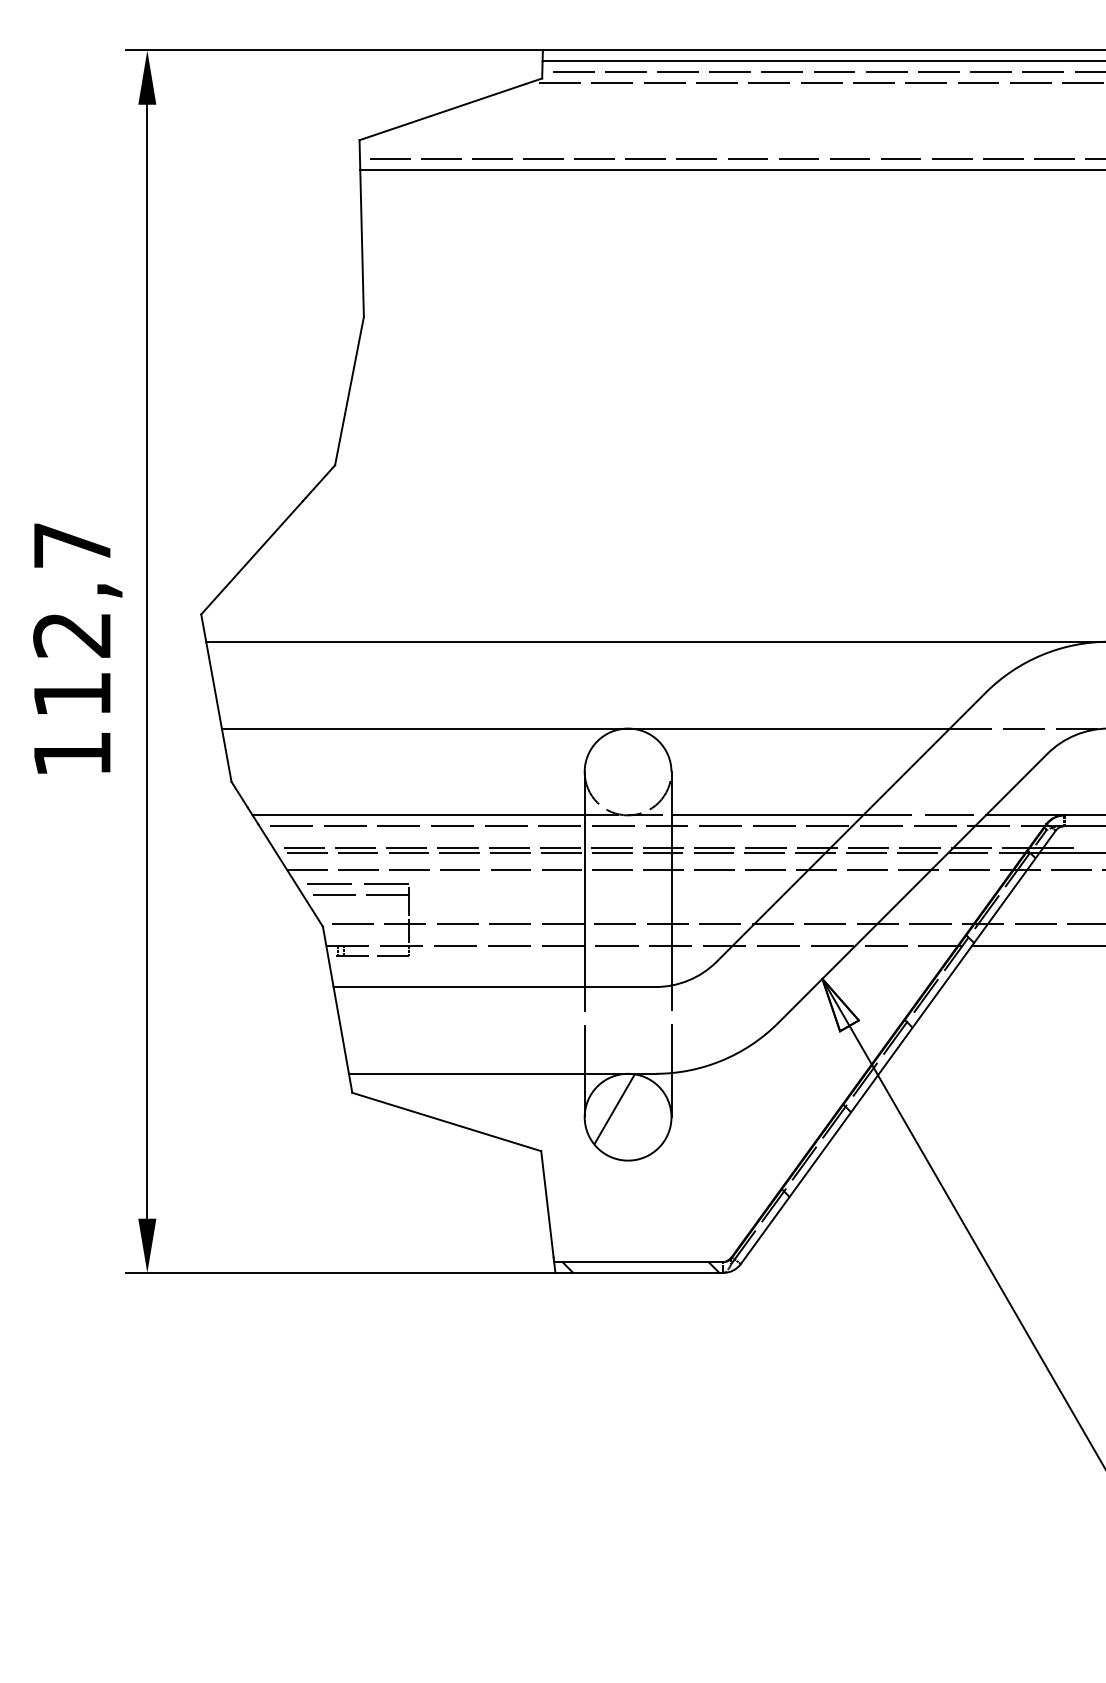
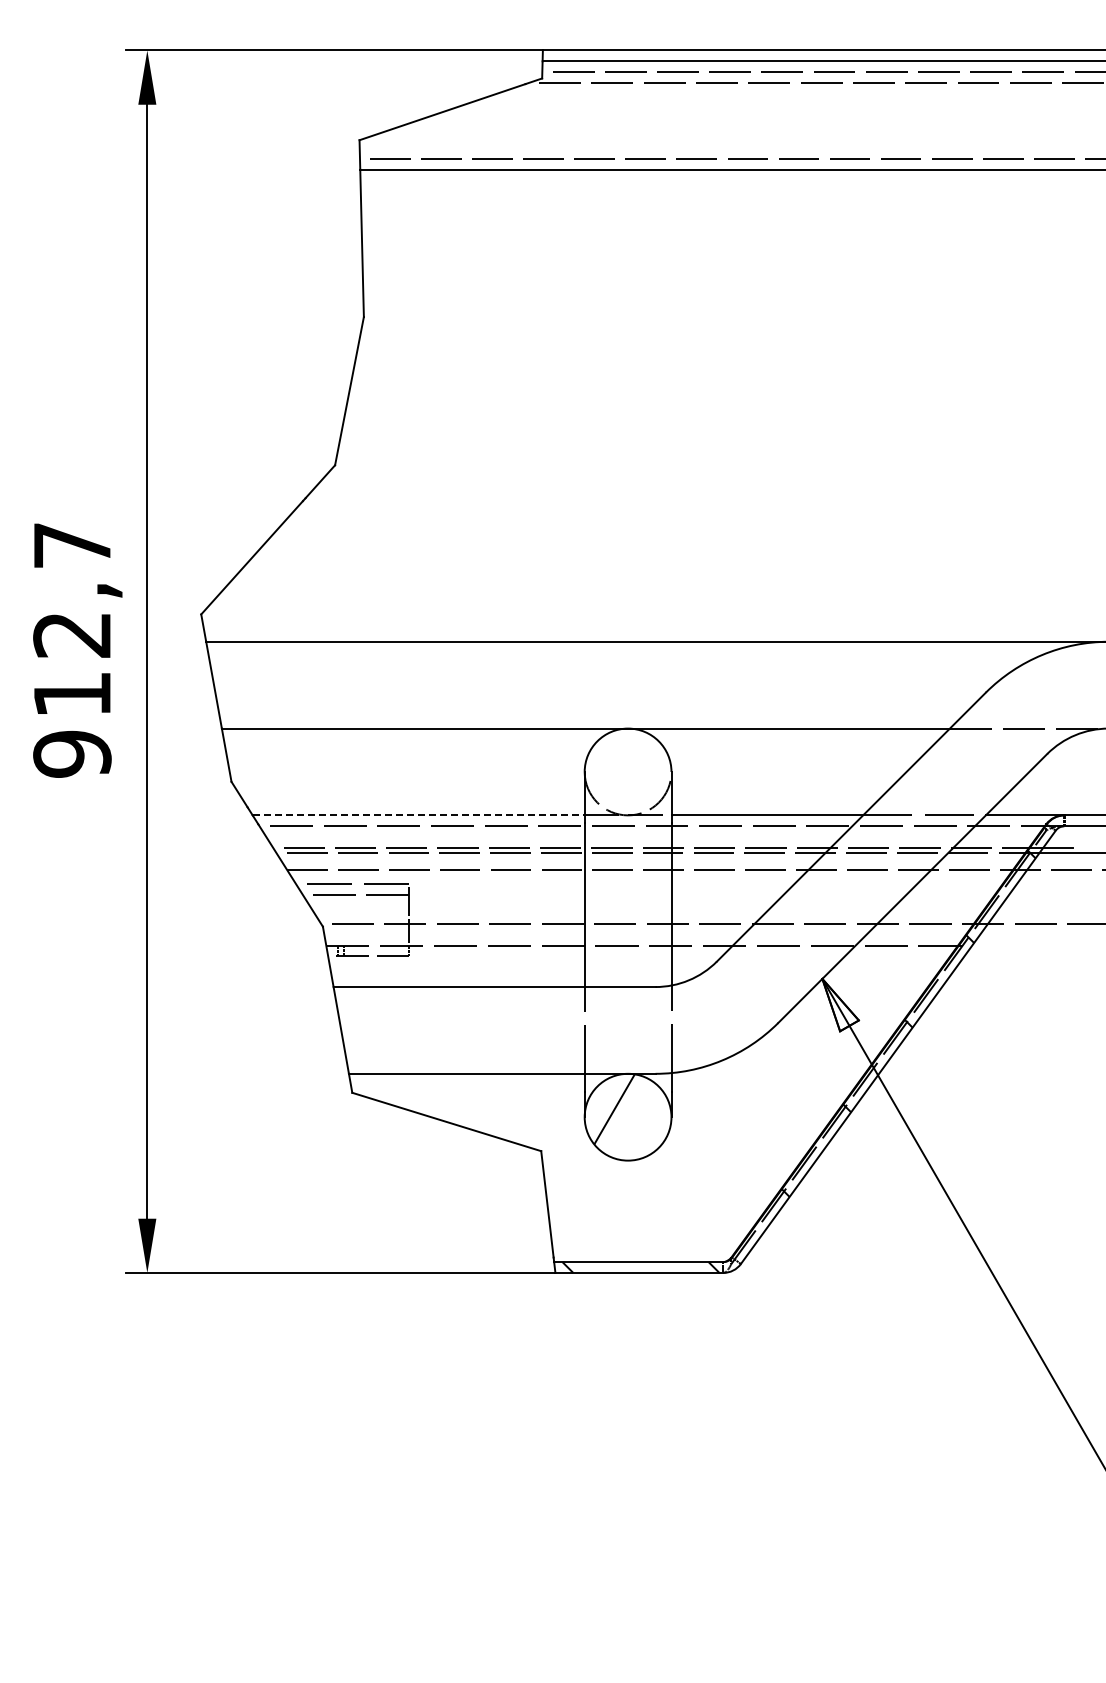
text: 112,7 -> 912,7 (72, 753)
line: solid -> dashed (419, 815)
line: present -> none (1037, 945)
